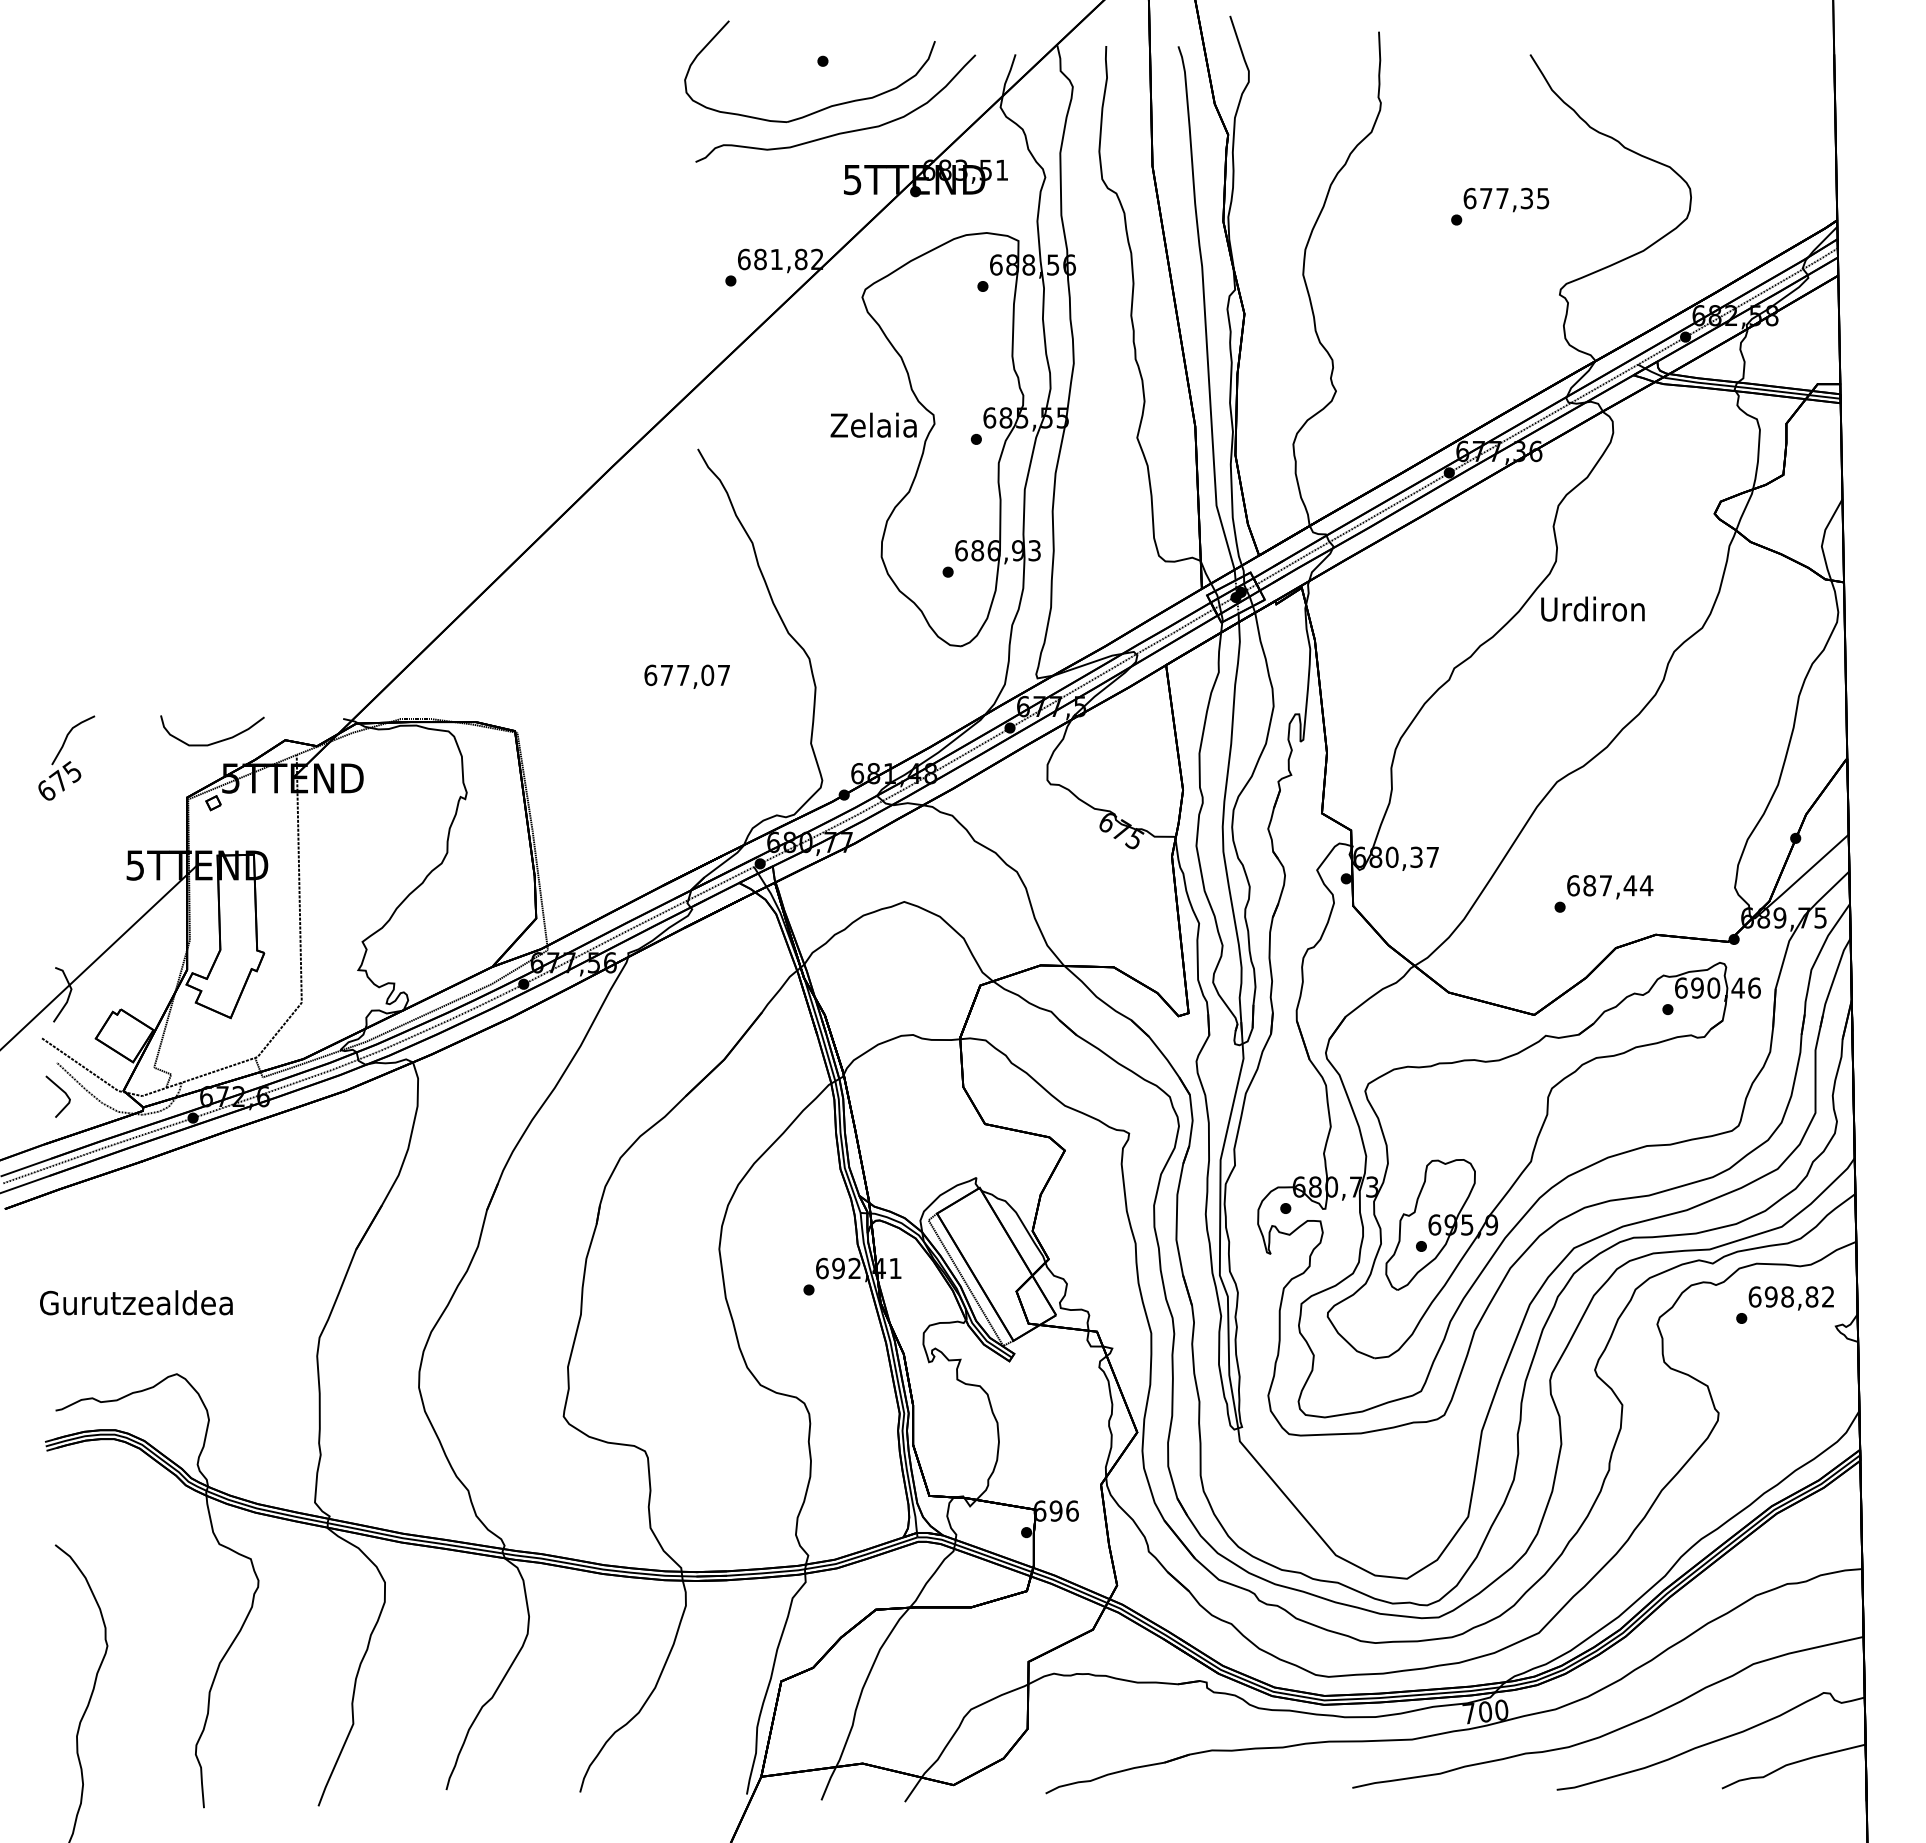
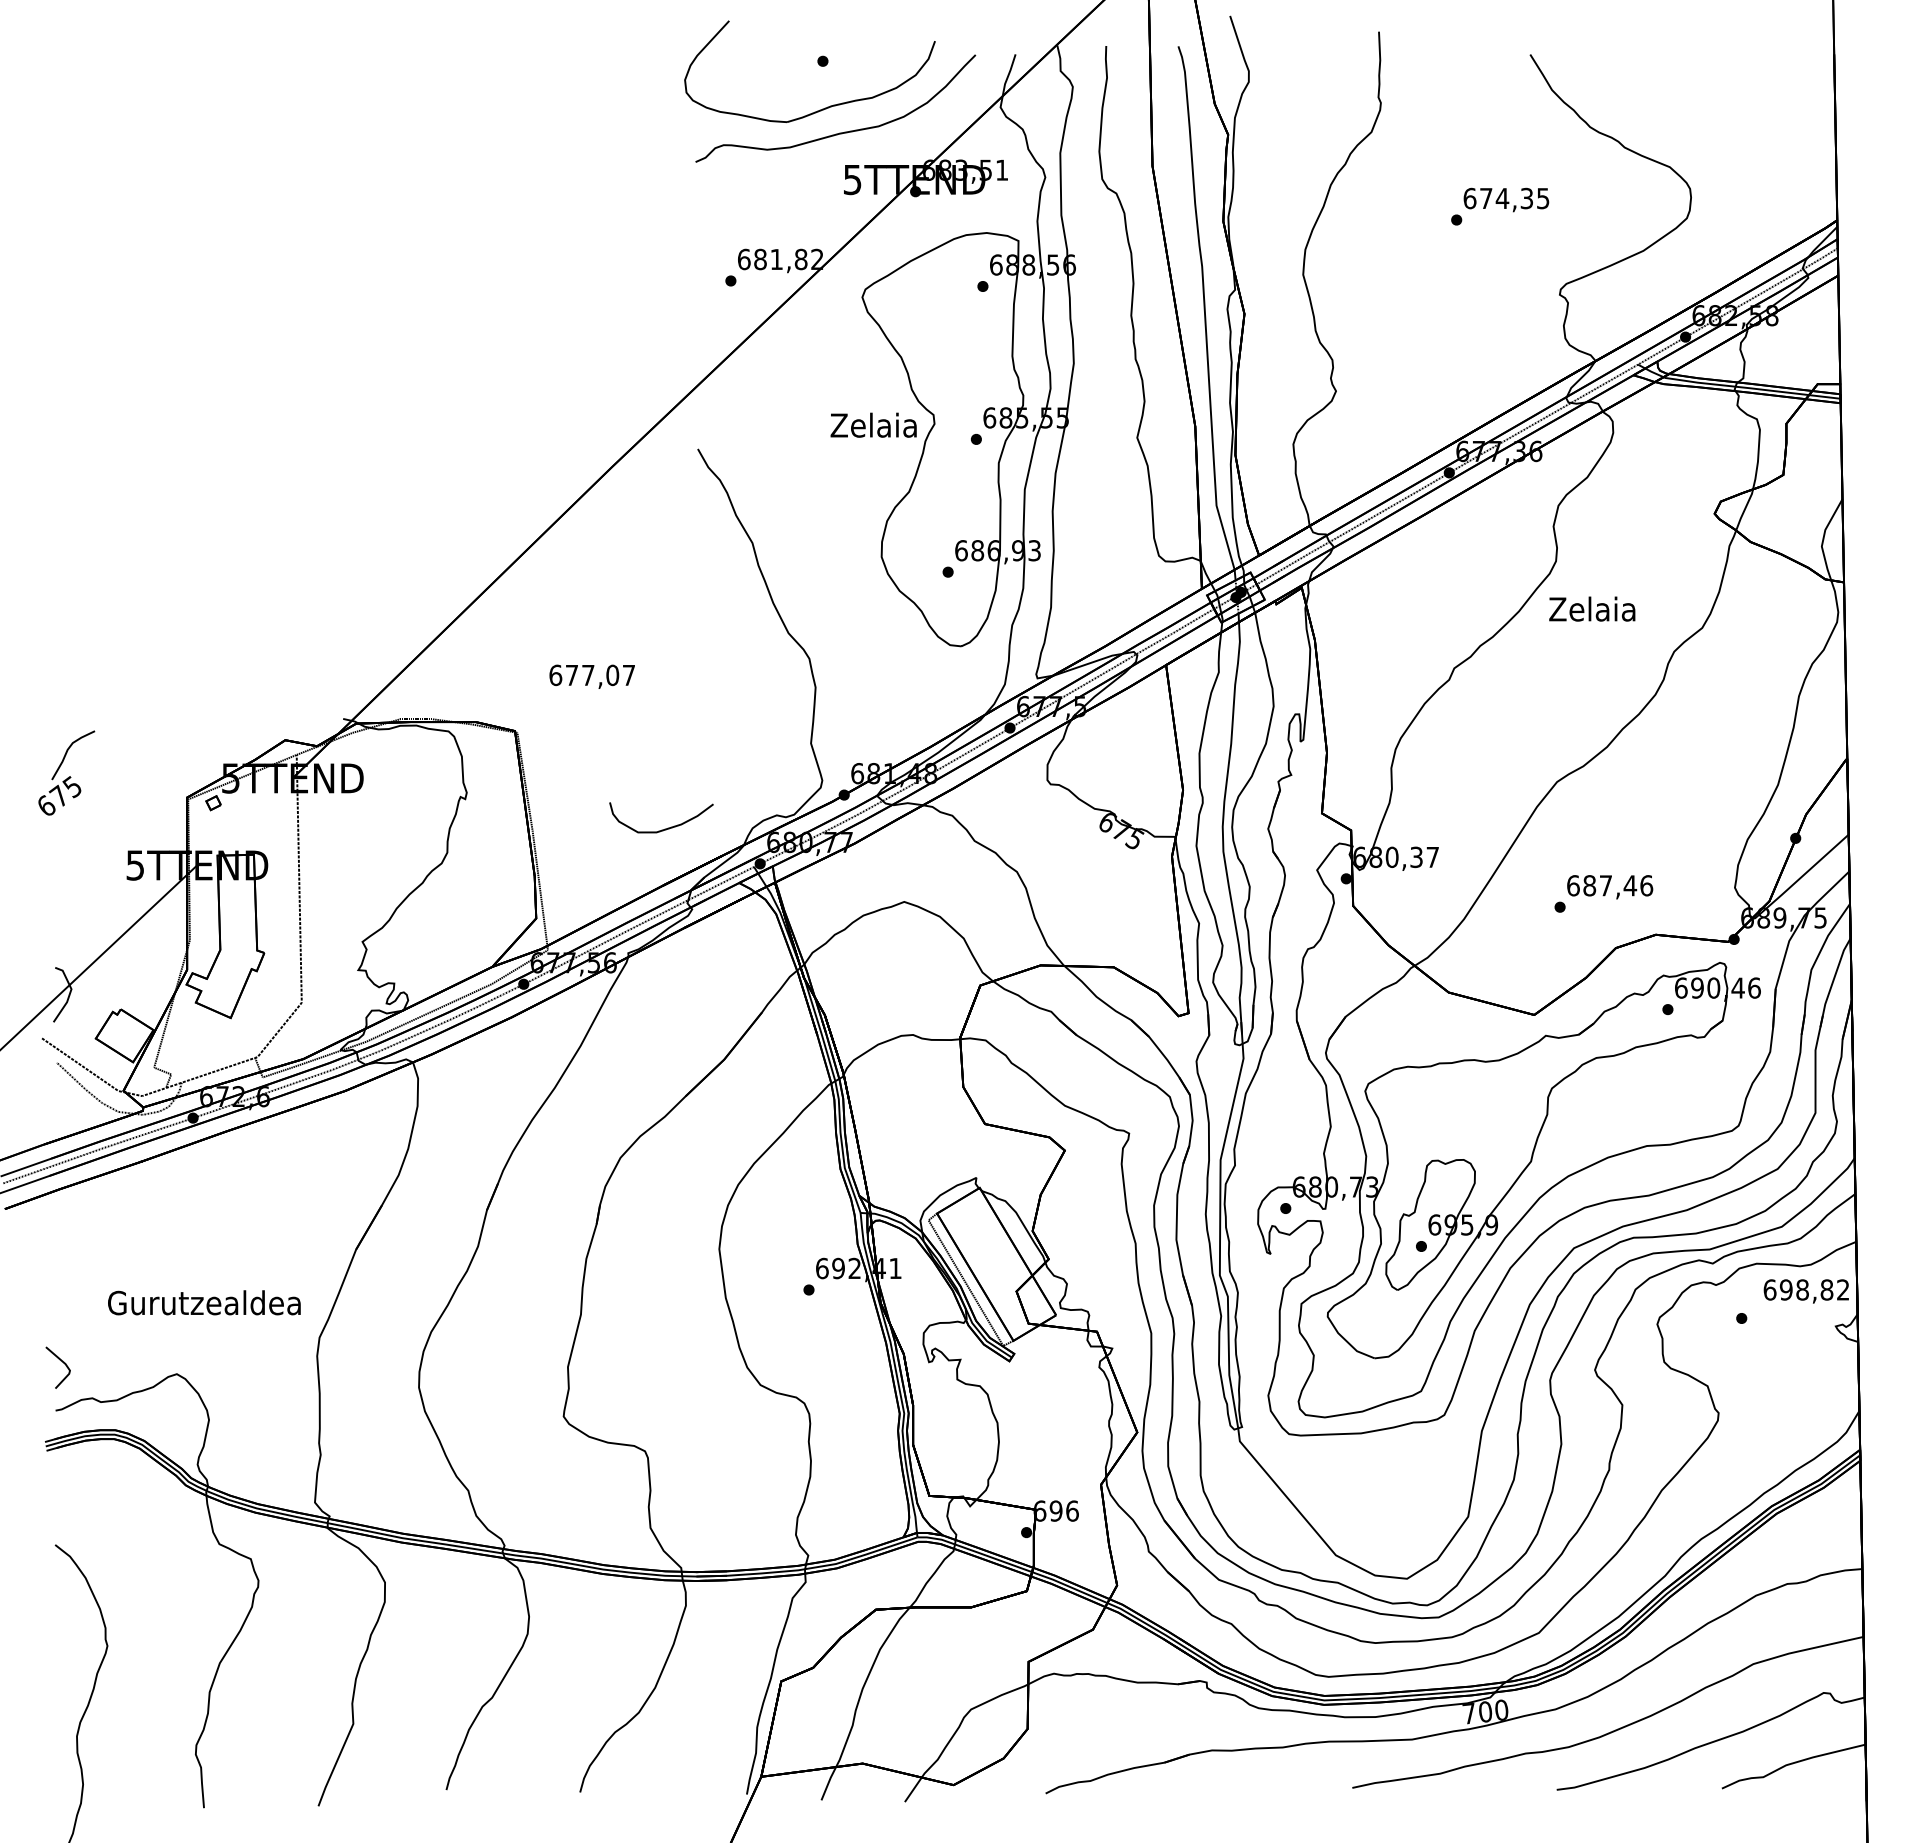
text: 677,35 -> 674,35 (1502, 198)
text: Urdiron -> Zelaia (1592, 608)
text position: (686, 676) -> (591, 676) (591, 676)
curve position: (215, 741) -> (664, 828) (664, 828)
part position: (66, 757) -> (66, 772) (66, 772)
text: 687,44 -> 687,46 (1646, 885)
line position: (62, 1091) -> (62, 1362) (62, 1362)
text position: (1790, 1298) -> (1805, 1291) (1805, 1291)
text position: (136, 1302) -> (204, 1302) (204, 1302)
